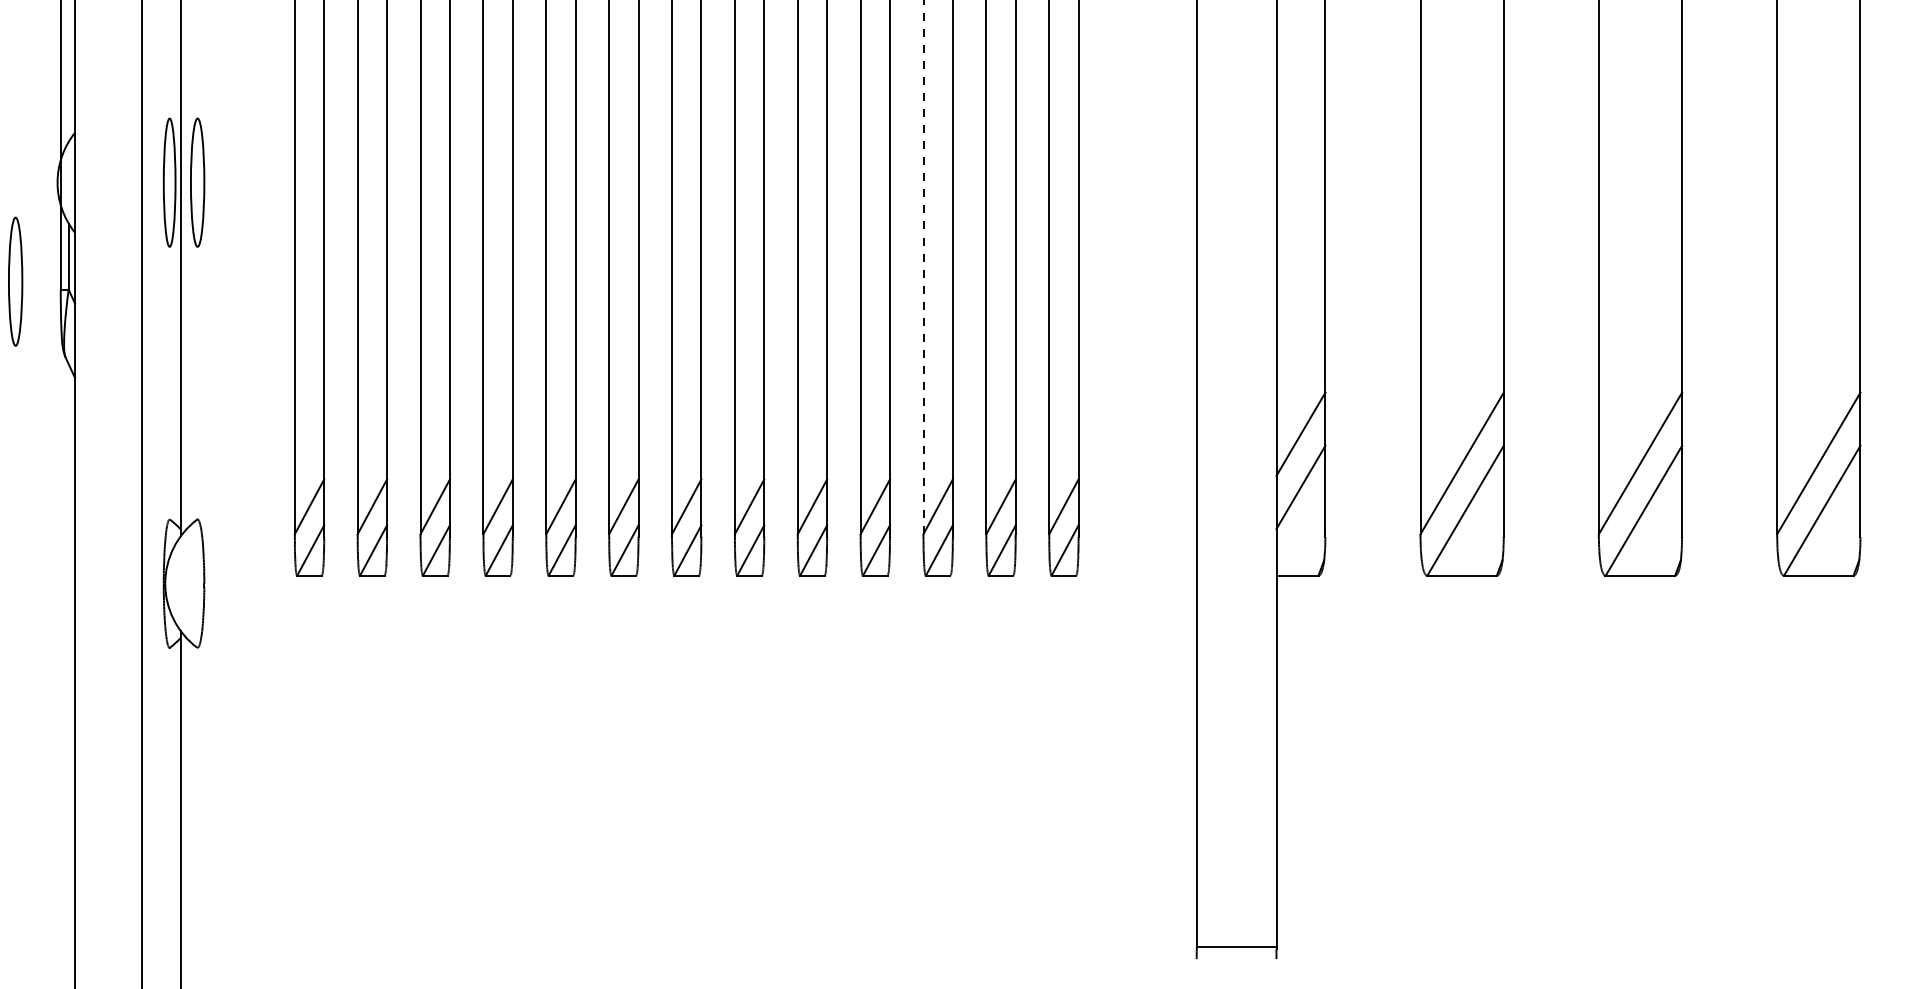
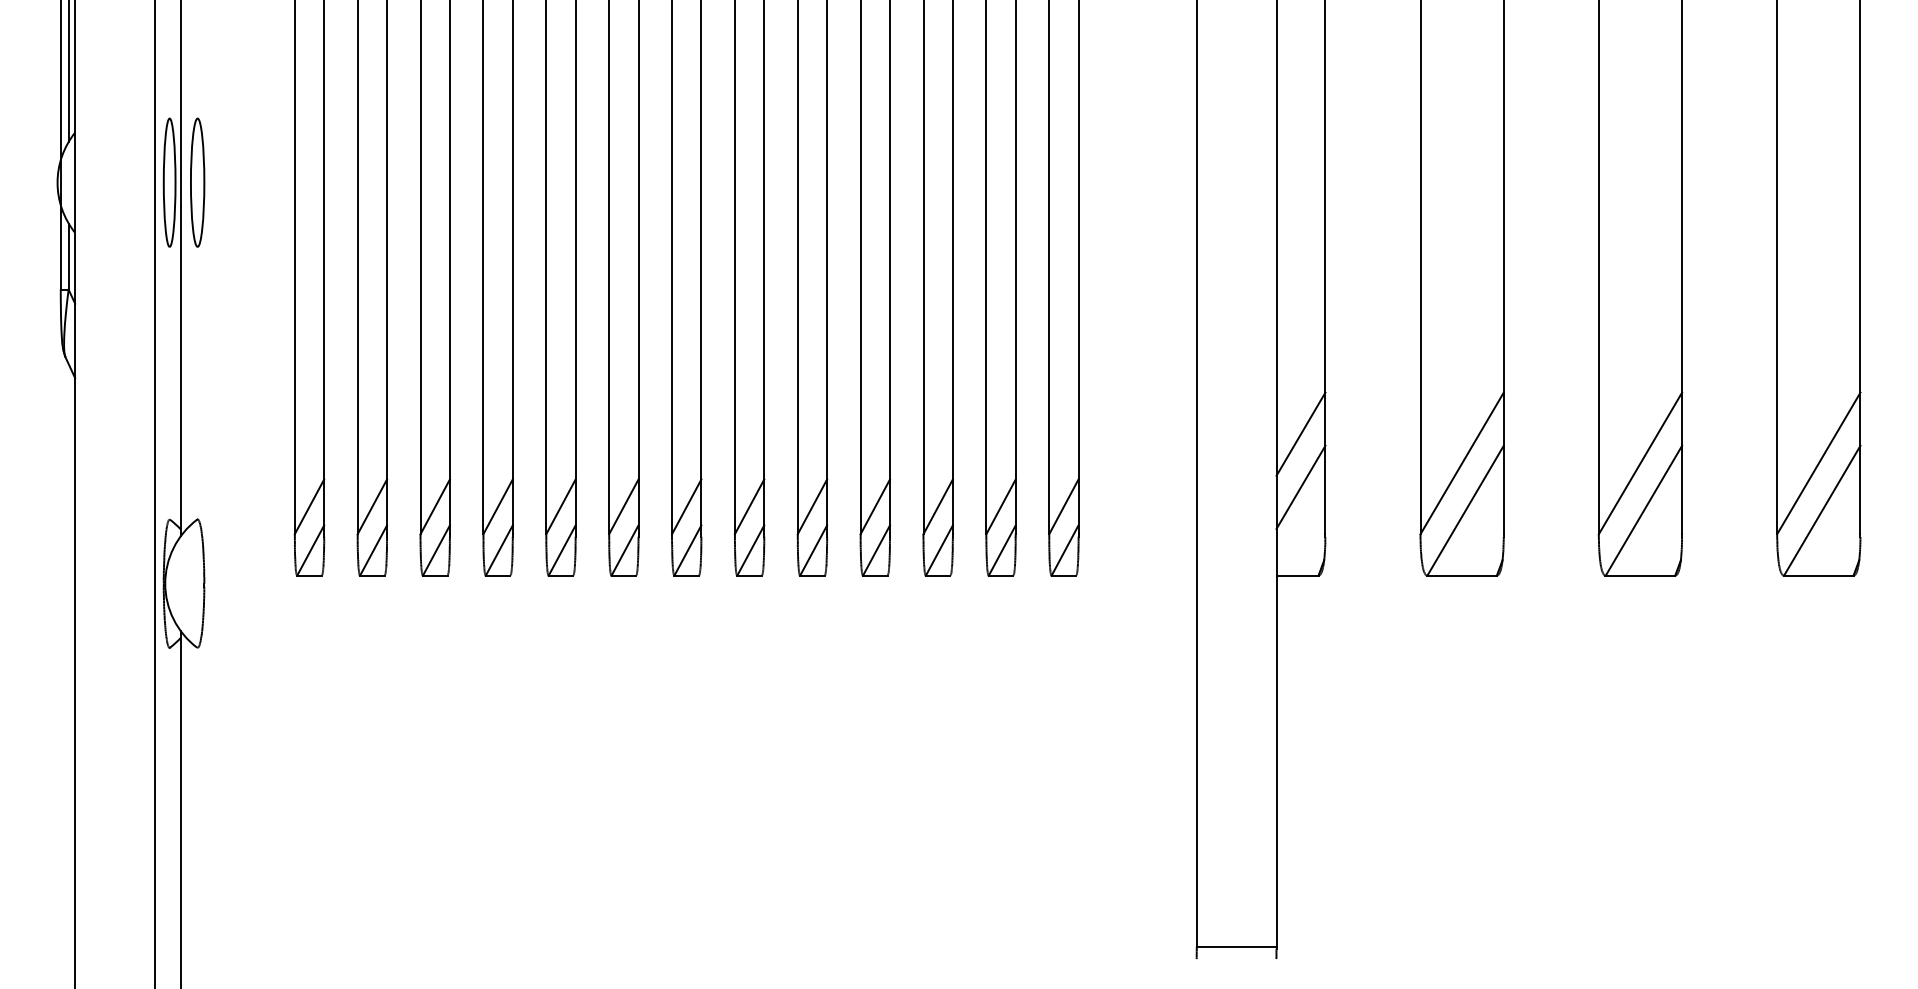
line: none -> present (68, 72)
line: dashed -> solid (923, 267)
part: present -> none (15, 281)
line position: (141, 493) -> (154, 493) (154, 493)
